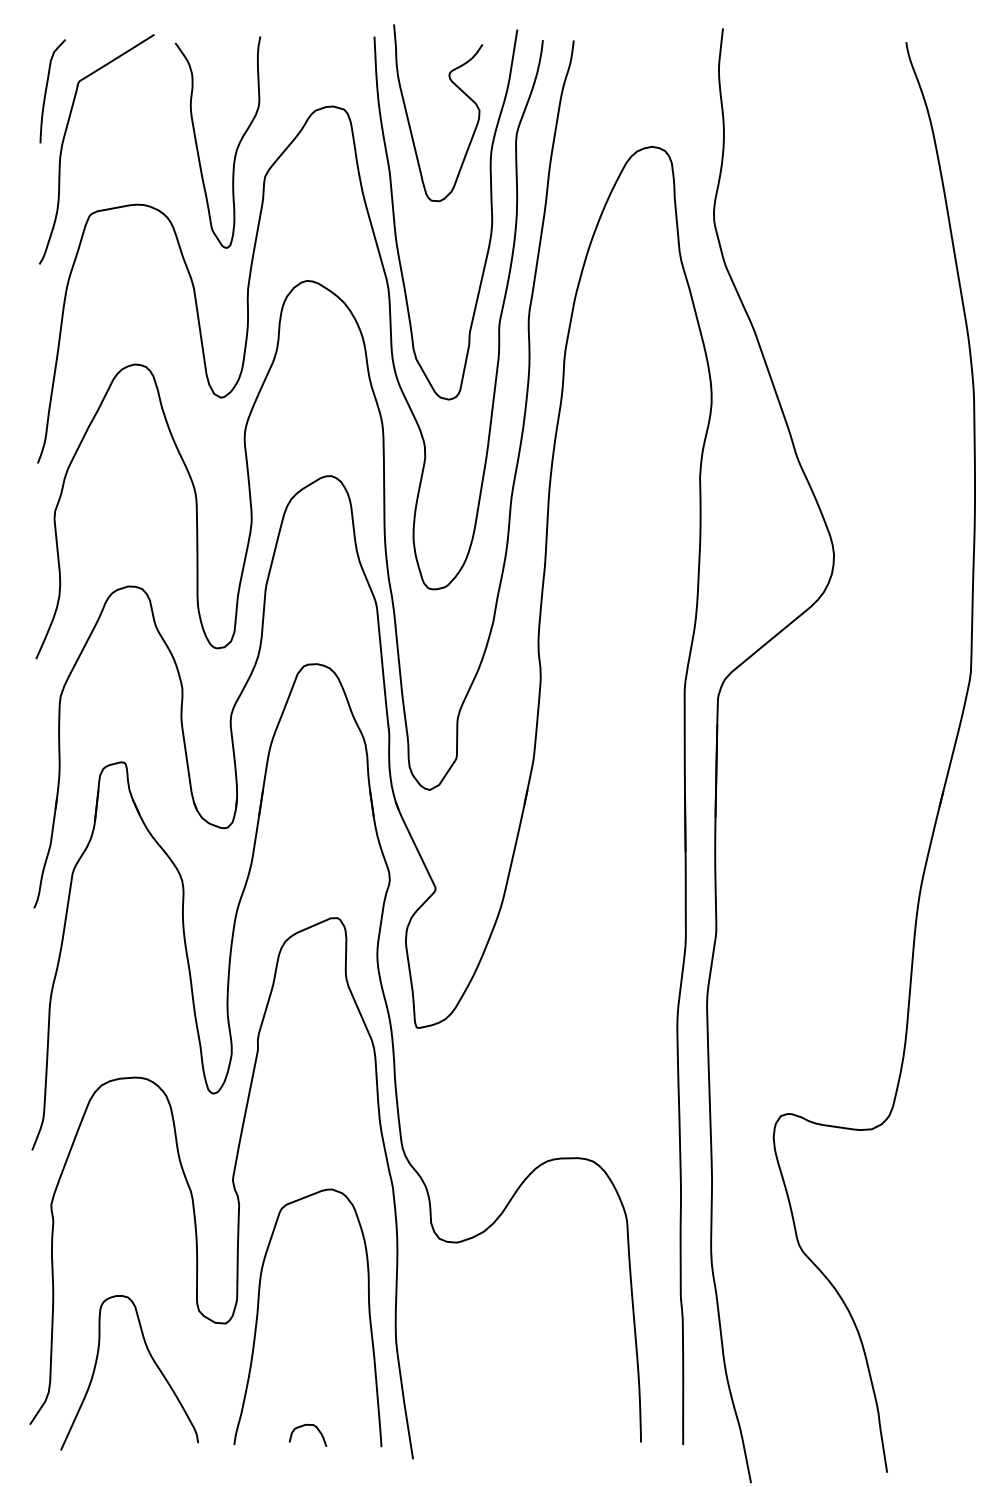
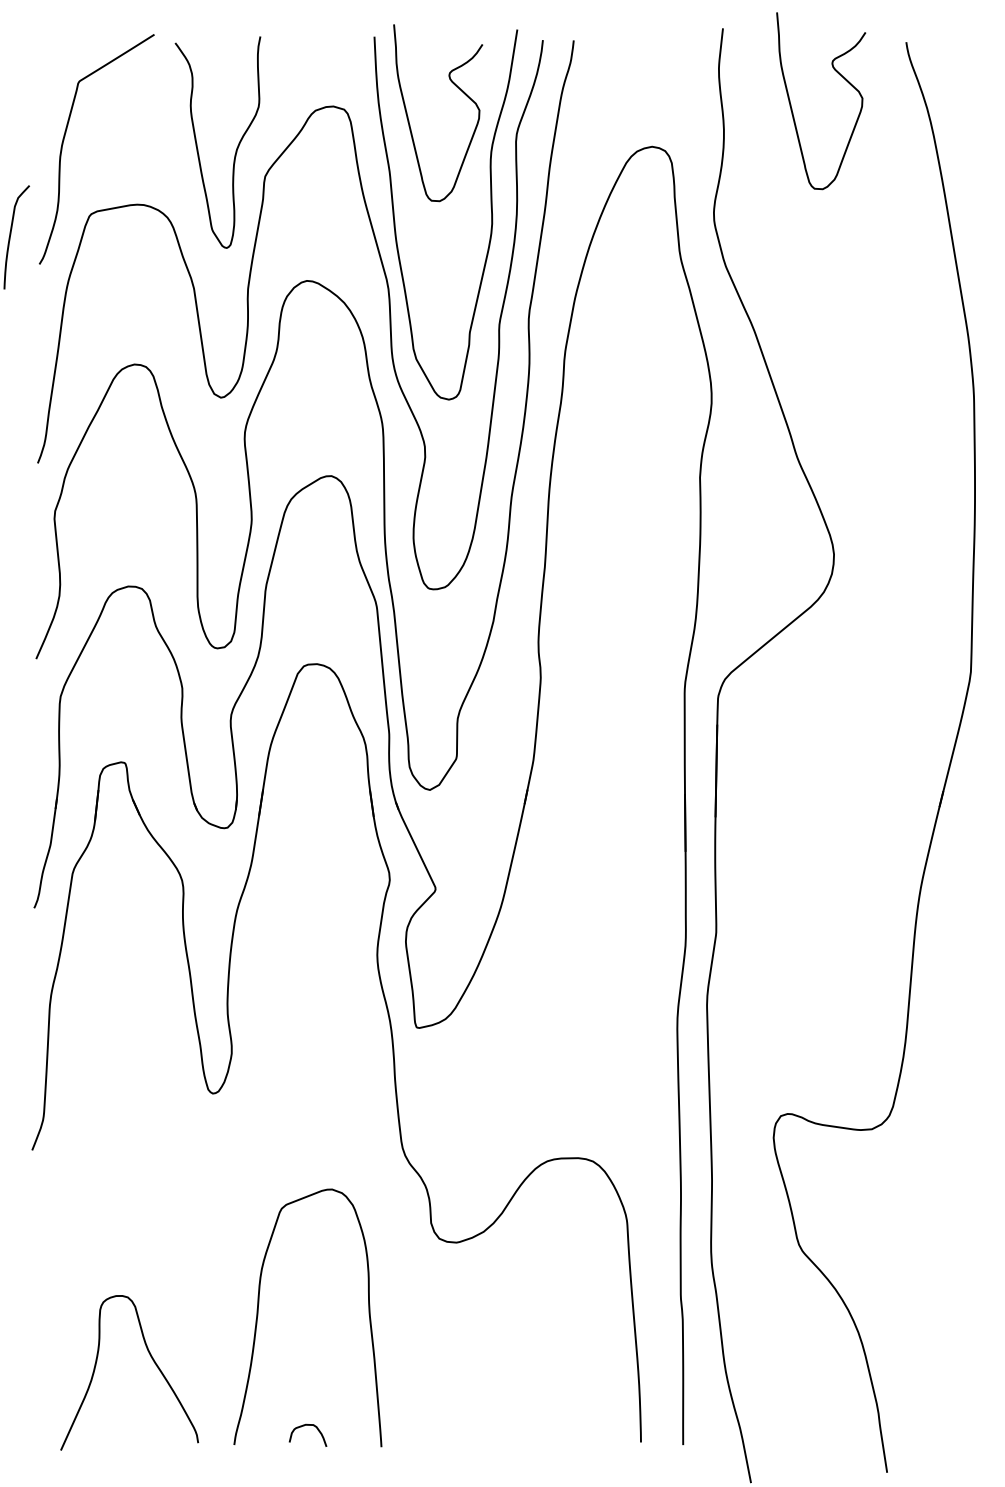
curve position: (47, 88) -> (11, 234) (11, 234)
curve: none -> present (792, 108)
curve: present -> none (232, 1184)
